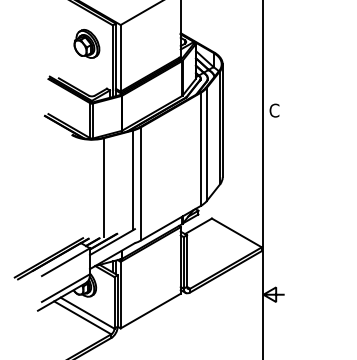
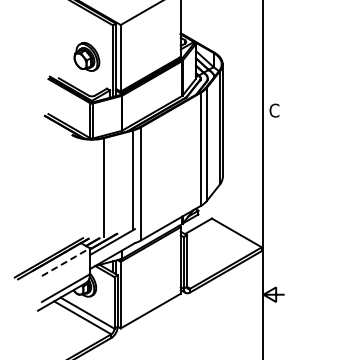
part position: (86, 43) -> (86, 56) (86, 56)
line: solid -> dashed (65, 262)
